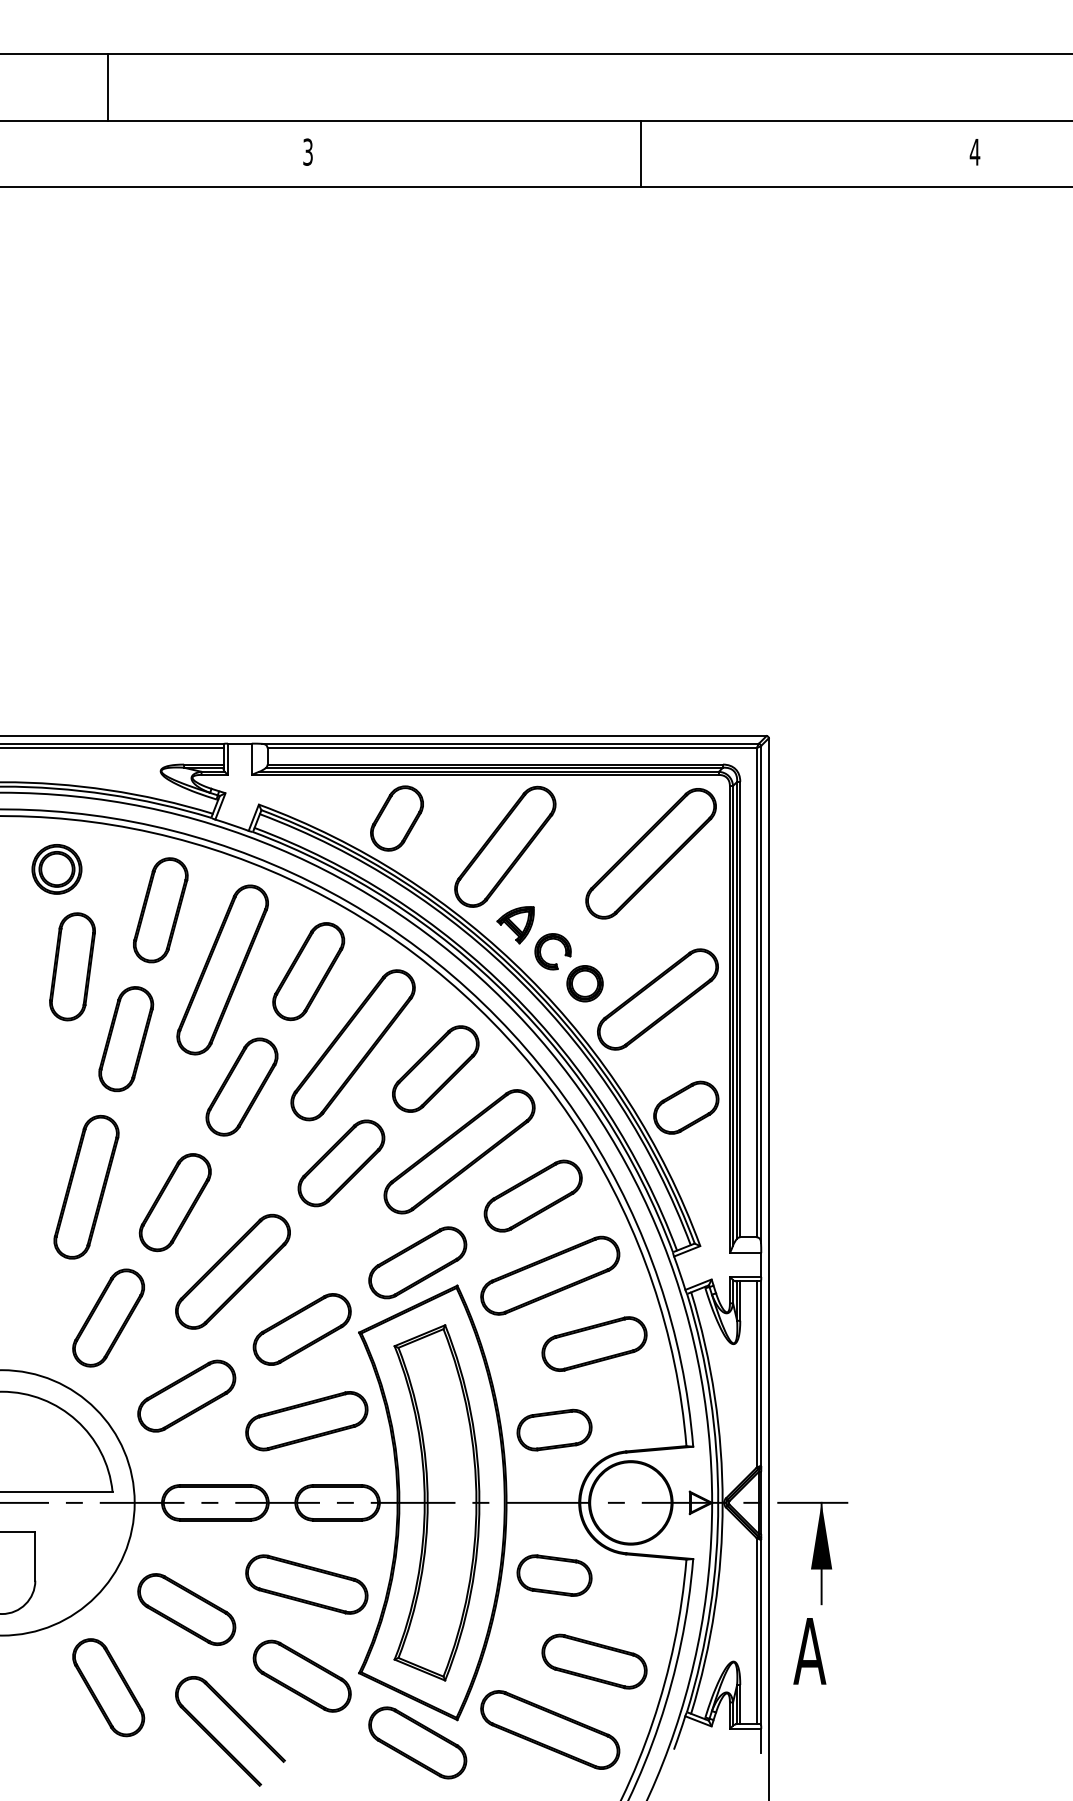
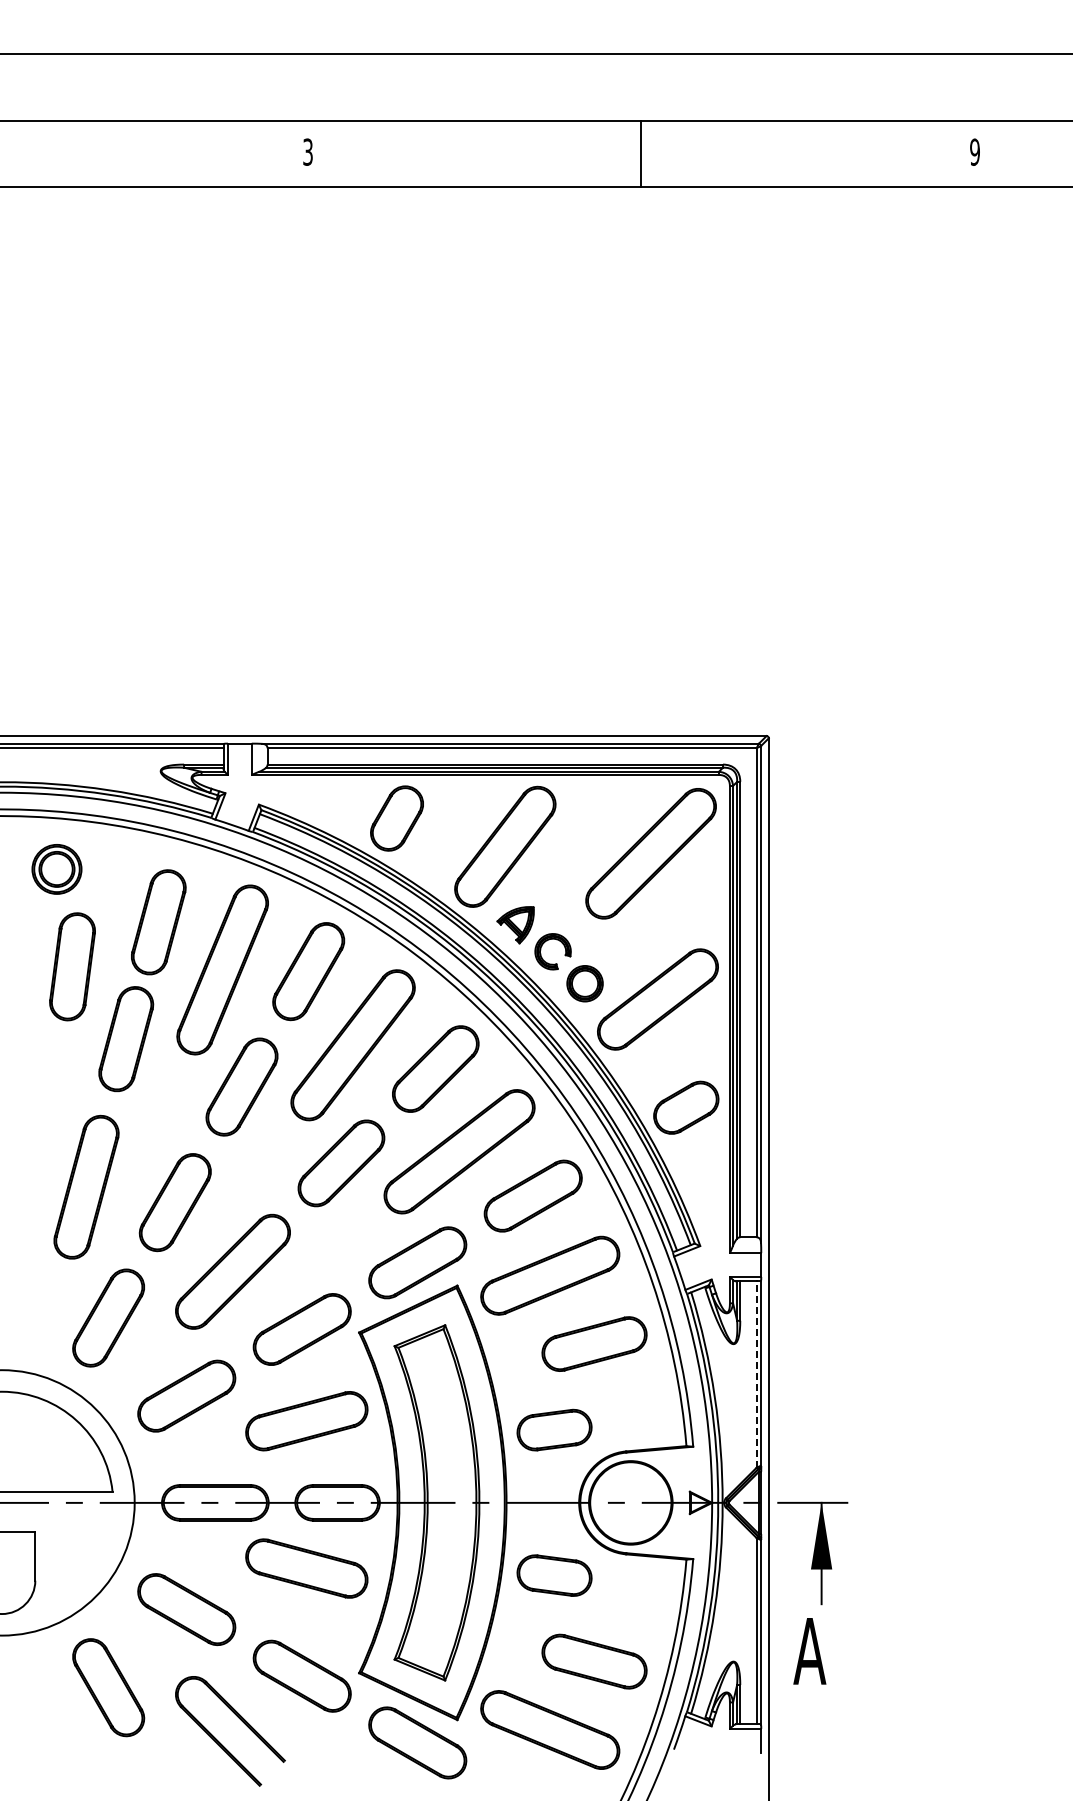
line: present -> none (107, 87)
text: 4 -> 9 (974, 151)
part position: (160, 910) -> (158, 922) (158, 922)
line: solid -> dashed (756, 1374)
part position: (306, 1584) -> (306, 1568) (306, 1568)
